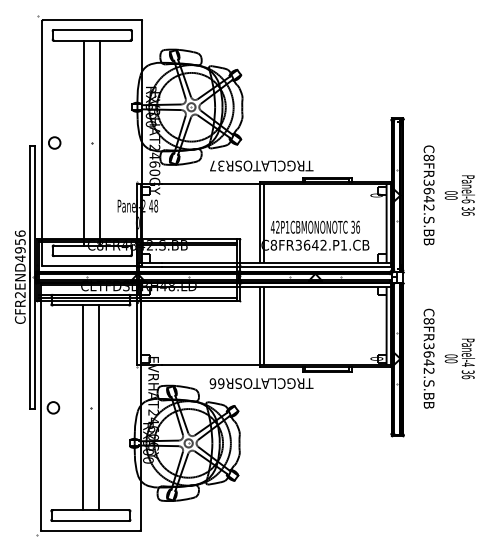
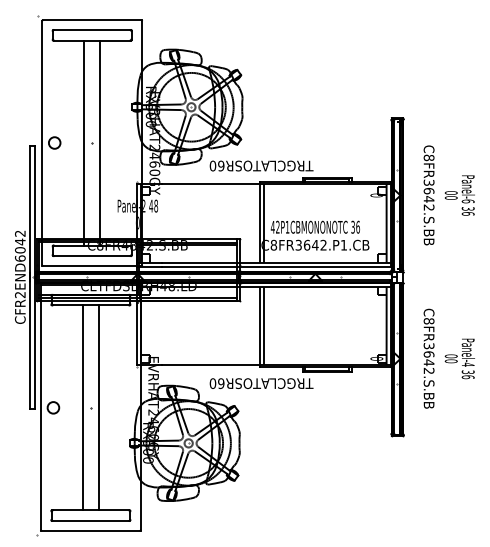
text: TRGCLATOSR37 -> TRGCLATOSR60 (216, 165)
text: CFR2END4956 -> CFR2END6042 (20, 246)
text: TRGCLATOSR66 -> TRGCLATOSR60 (212, 383)
